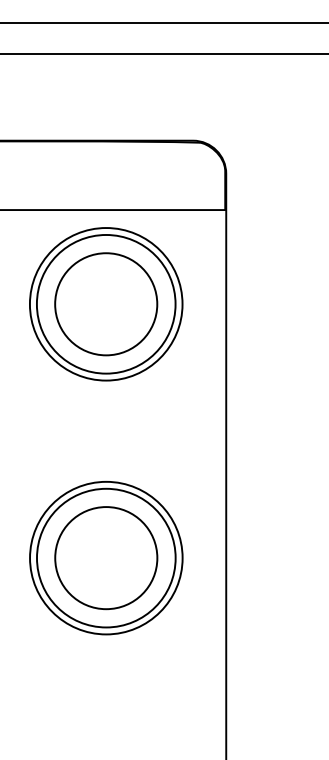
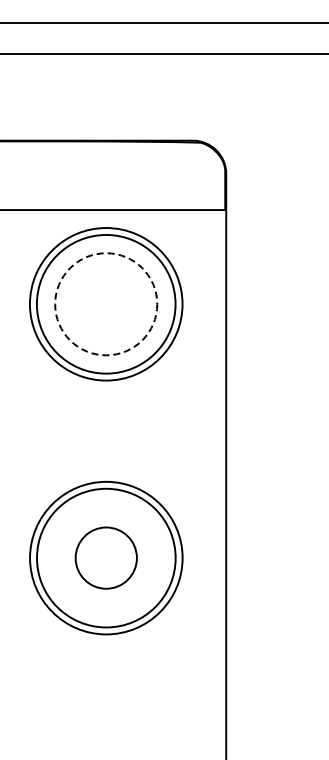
circle: solid -> dashed (106, 304)
circle diameter: 102 px -> 61 px (105, 557)
